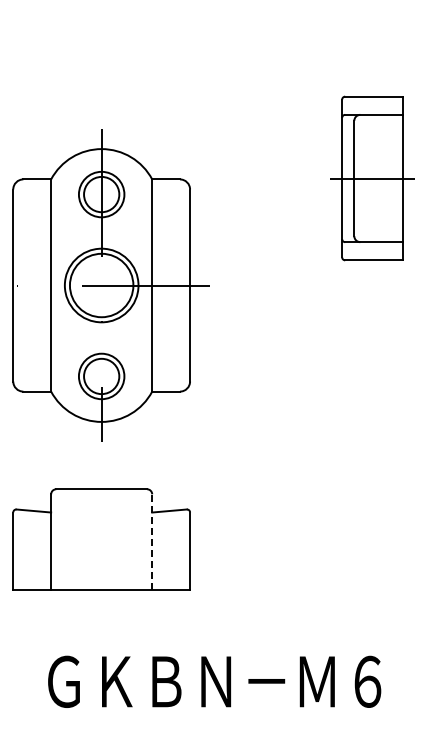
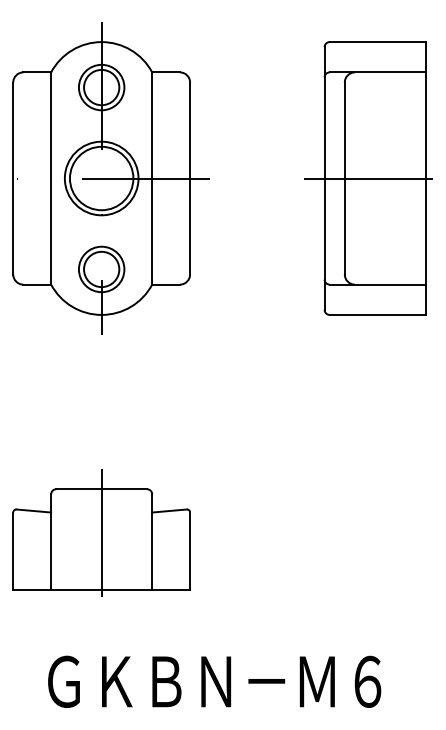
part size: 84x167 px -> 129x275 px (368, 178)
part position: (110, 285) -> (110, 178) (110, 178)
line: none -> present (101, 539)
line: dashed -> solid (152, 542)
